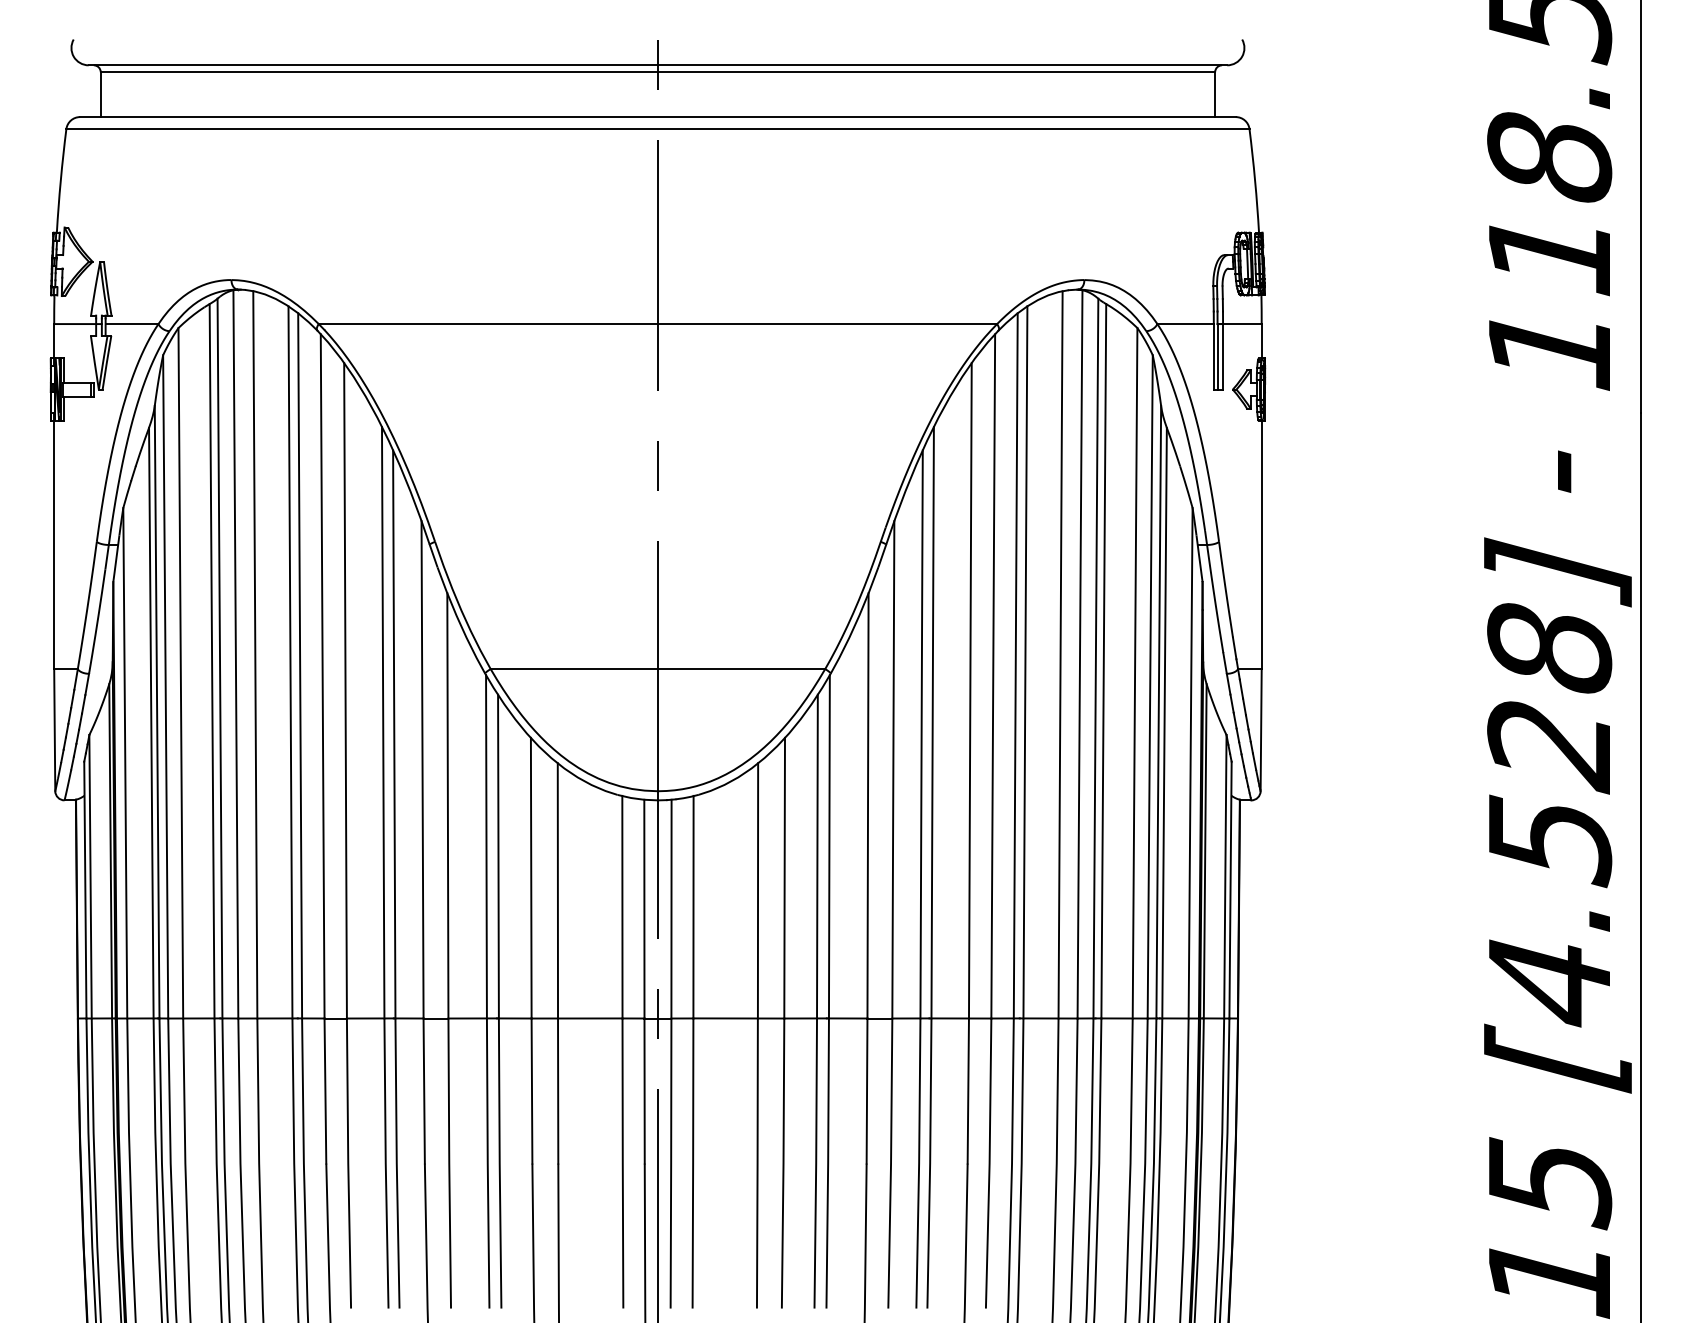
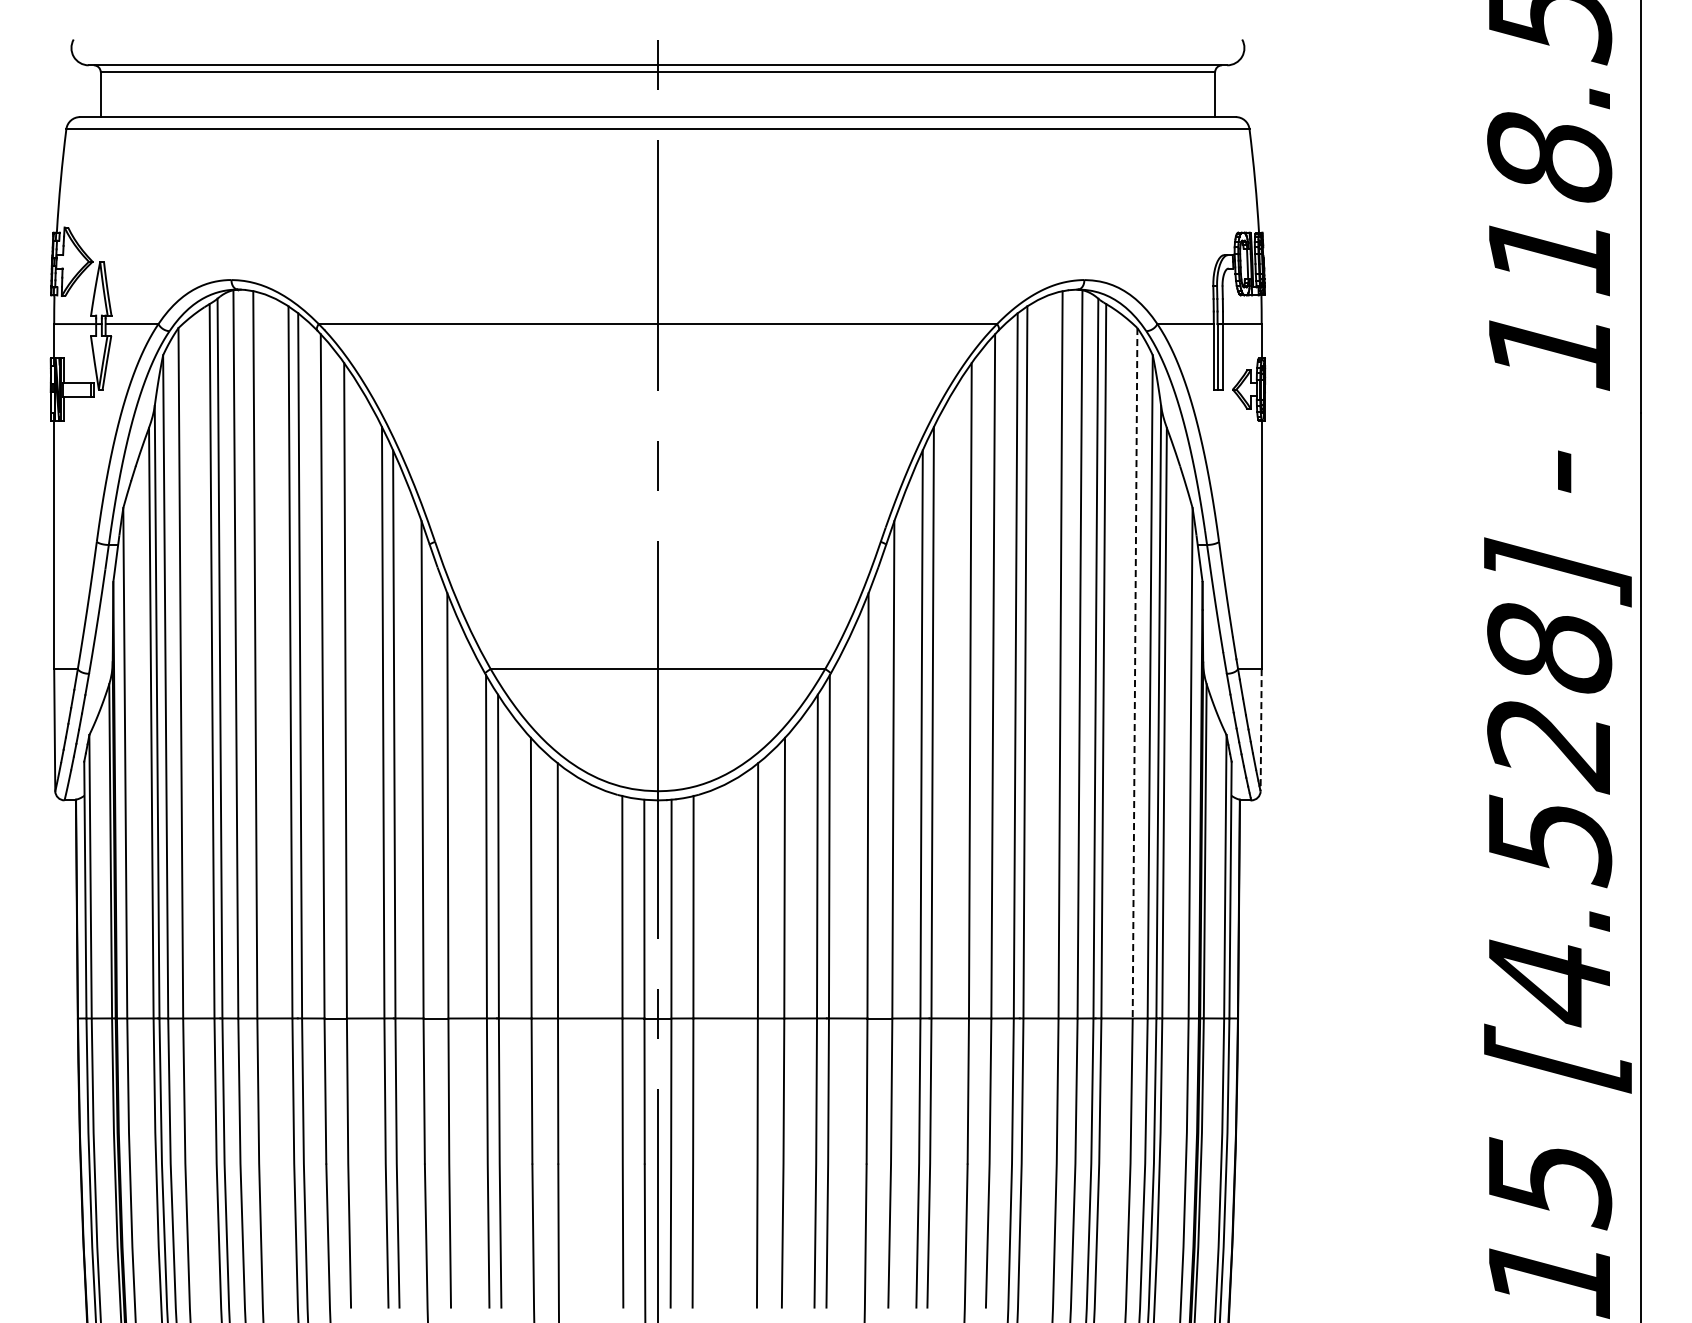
line: solid -> dashed (1135, 673)
line: solid -> dashed (1261, 730)
